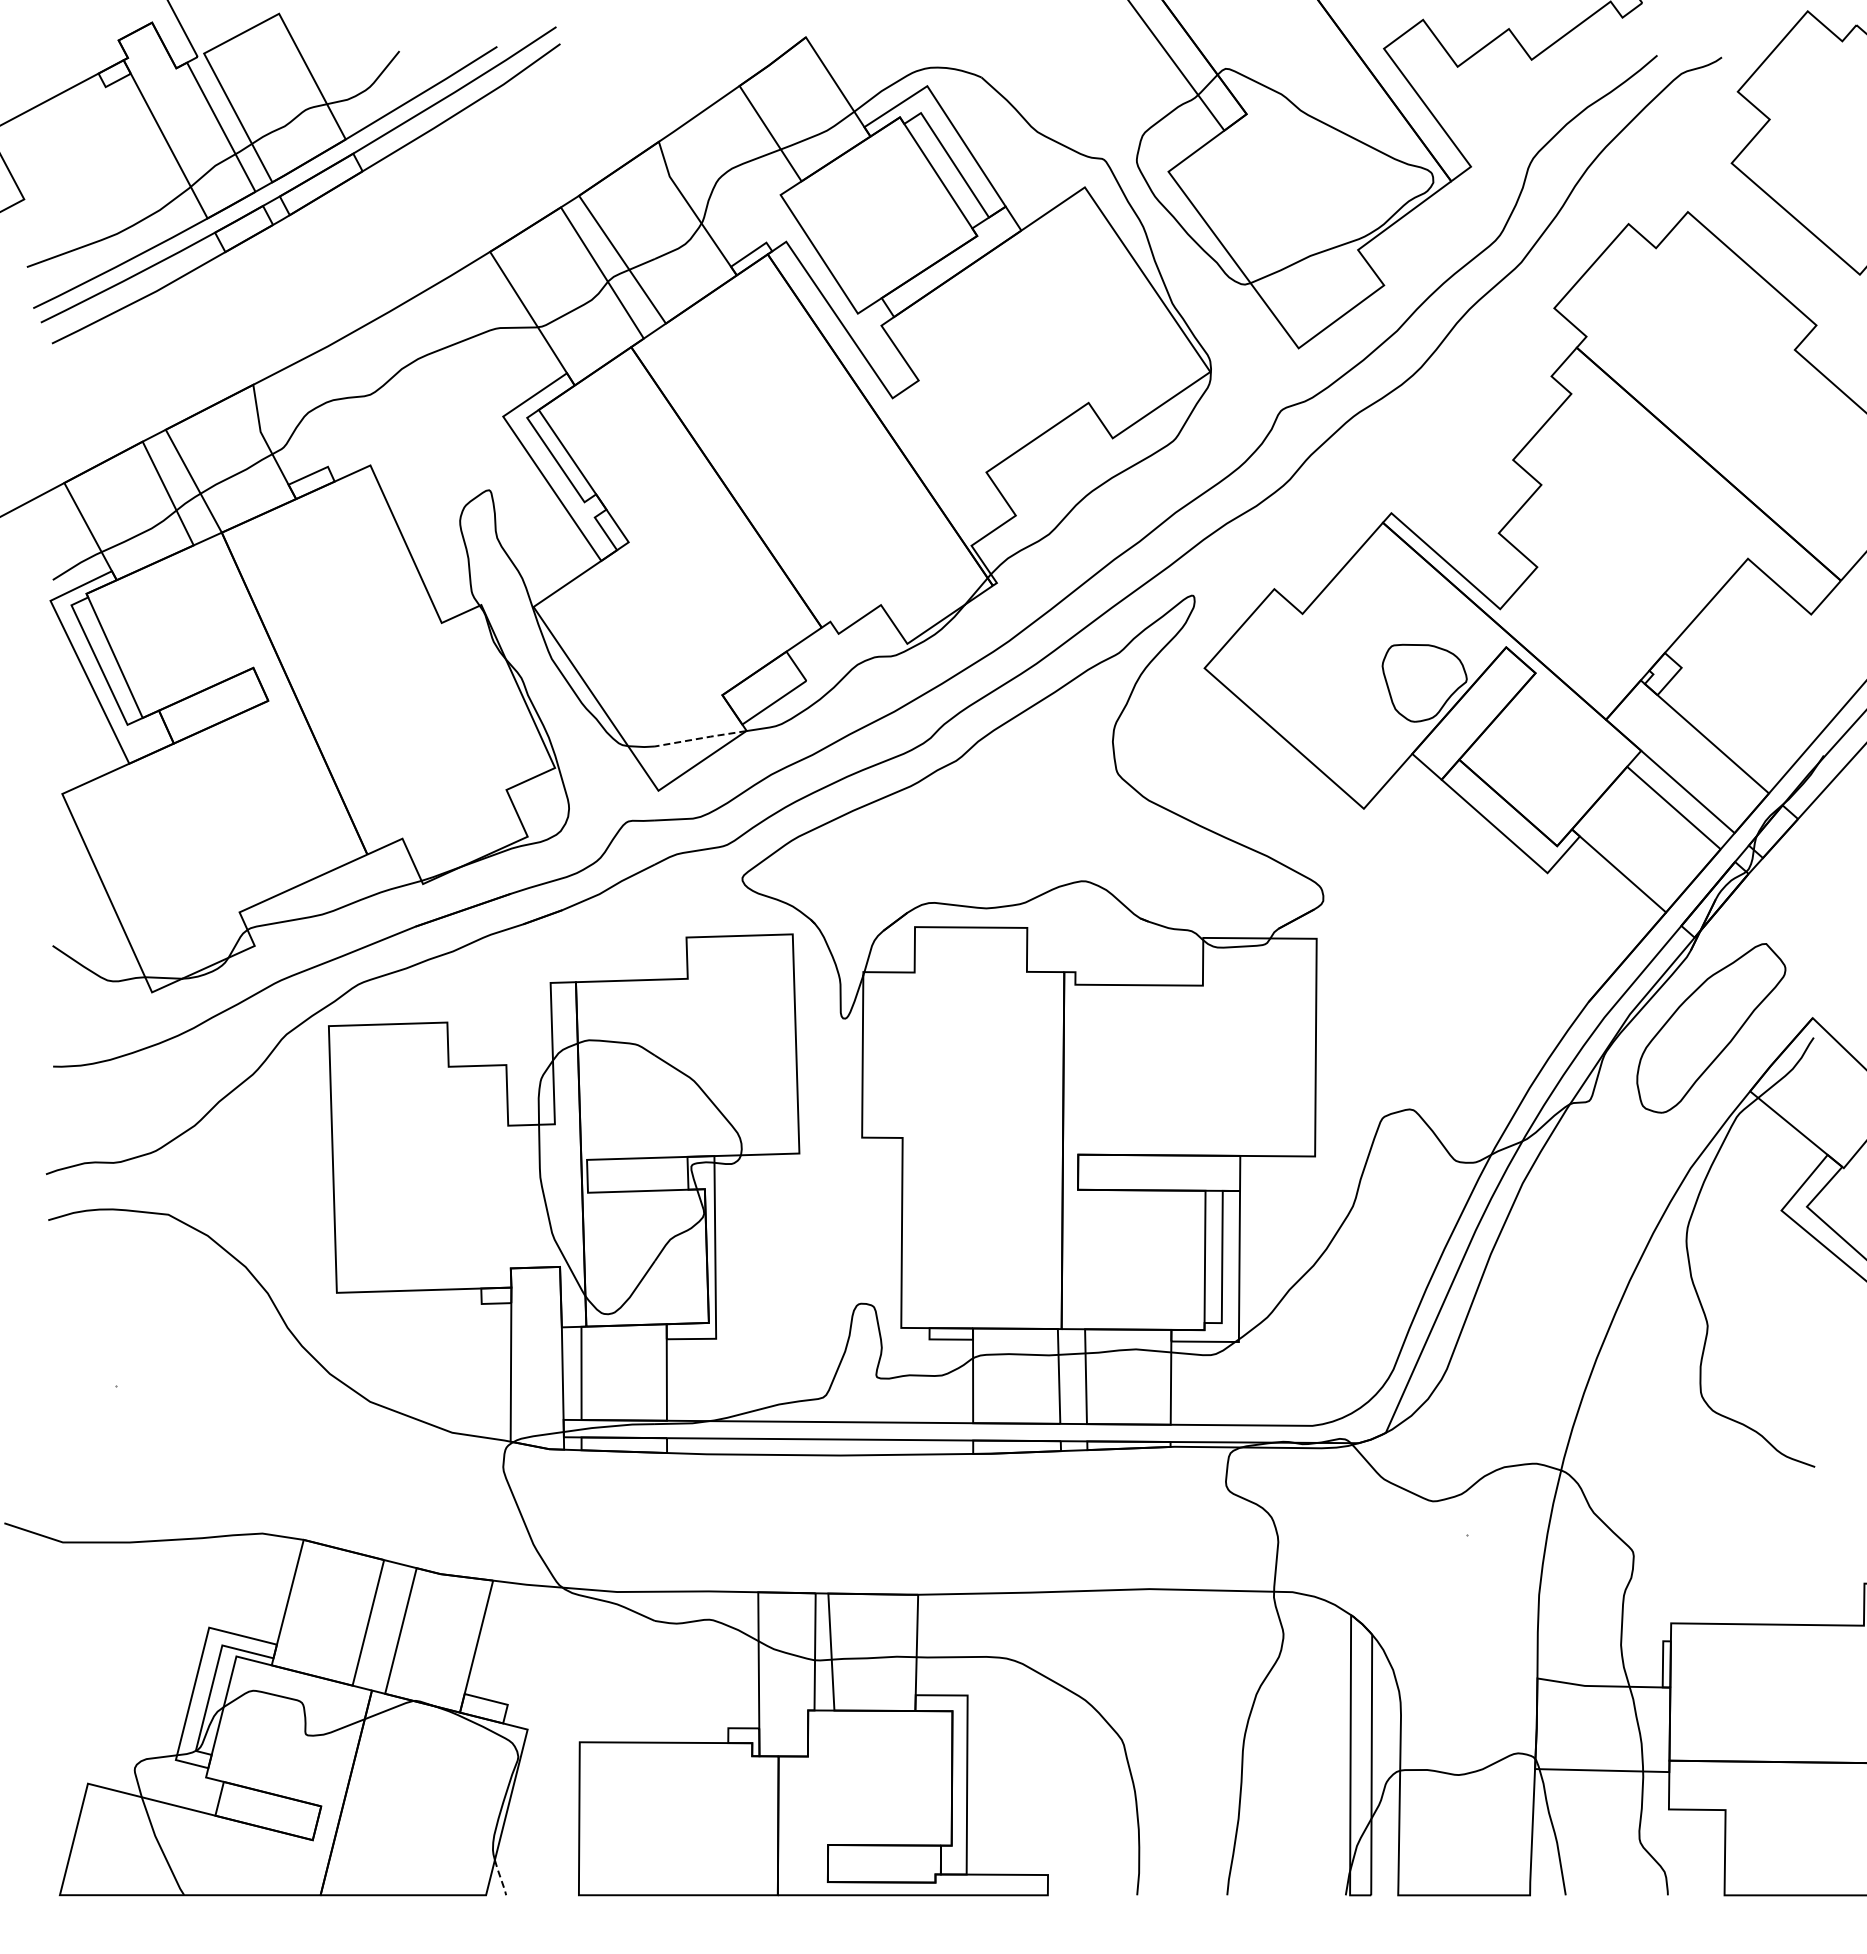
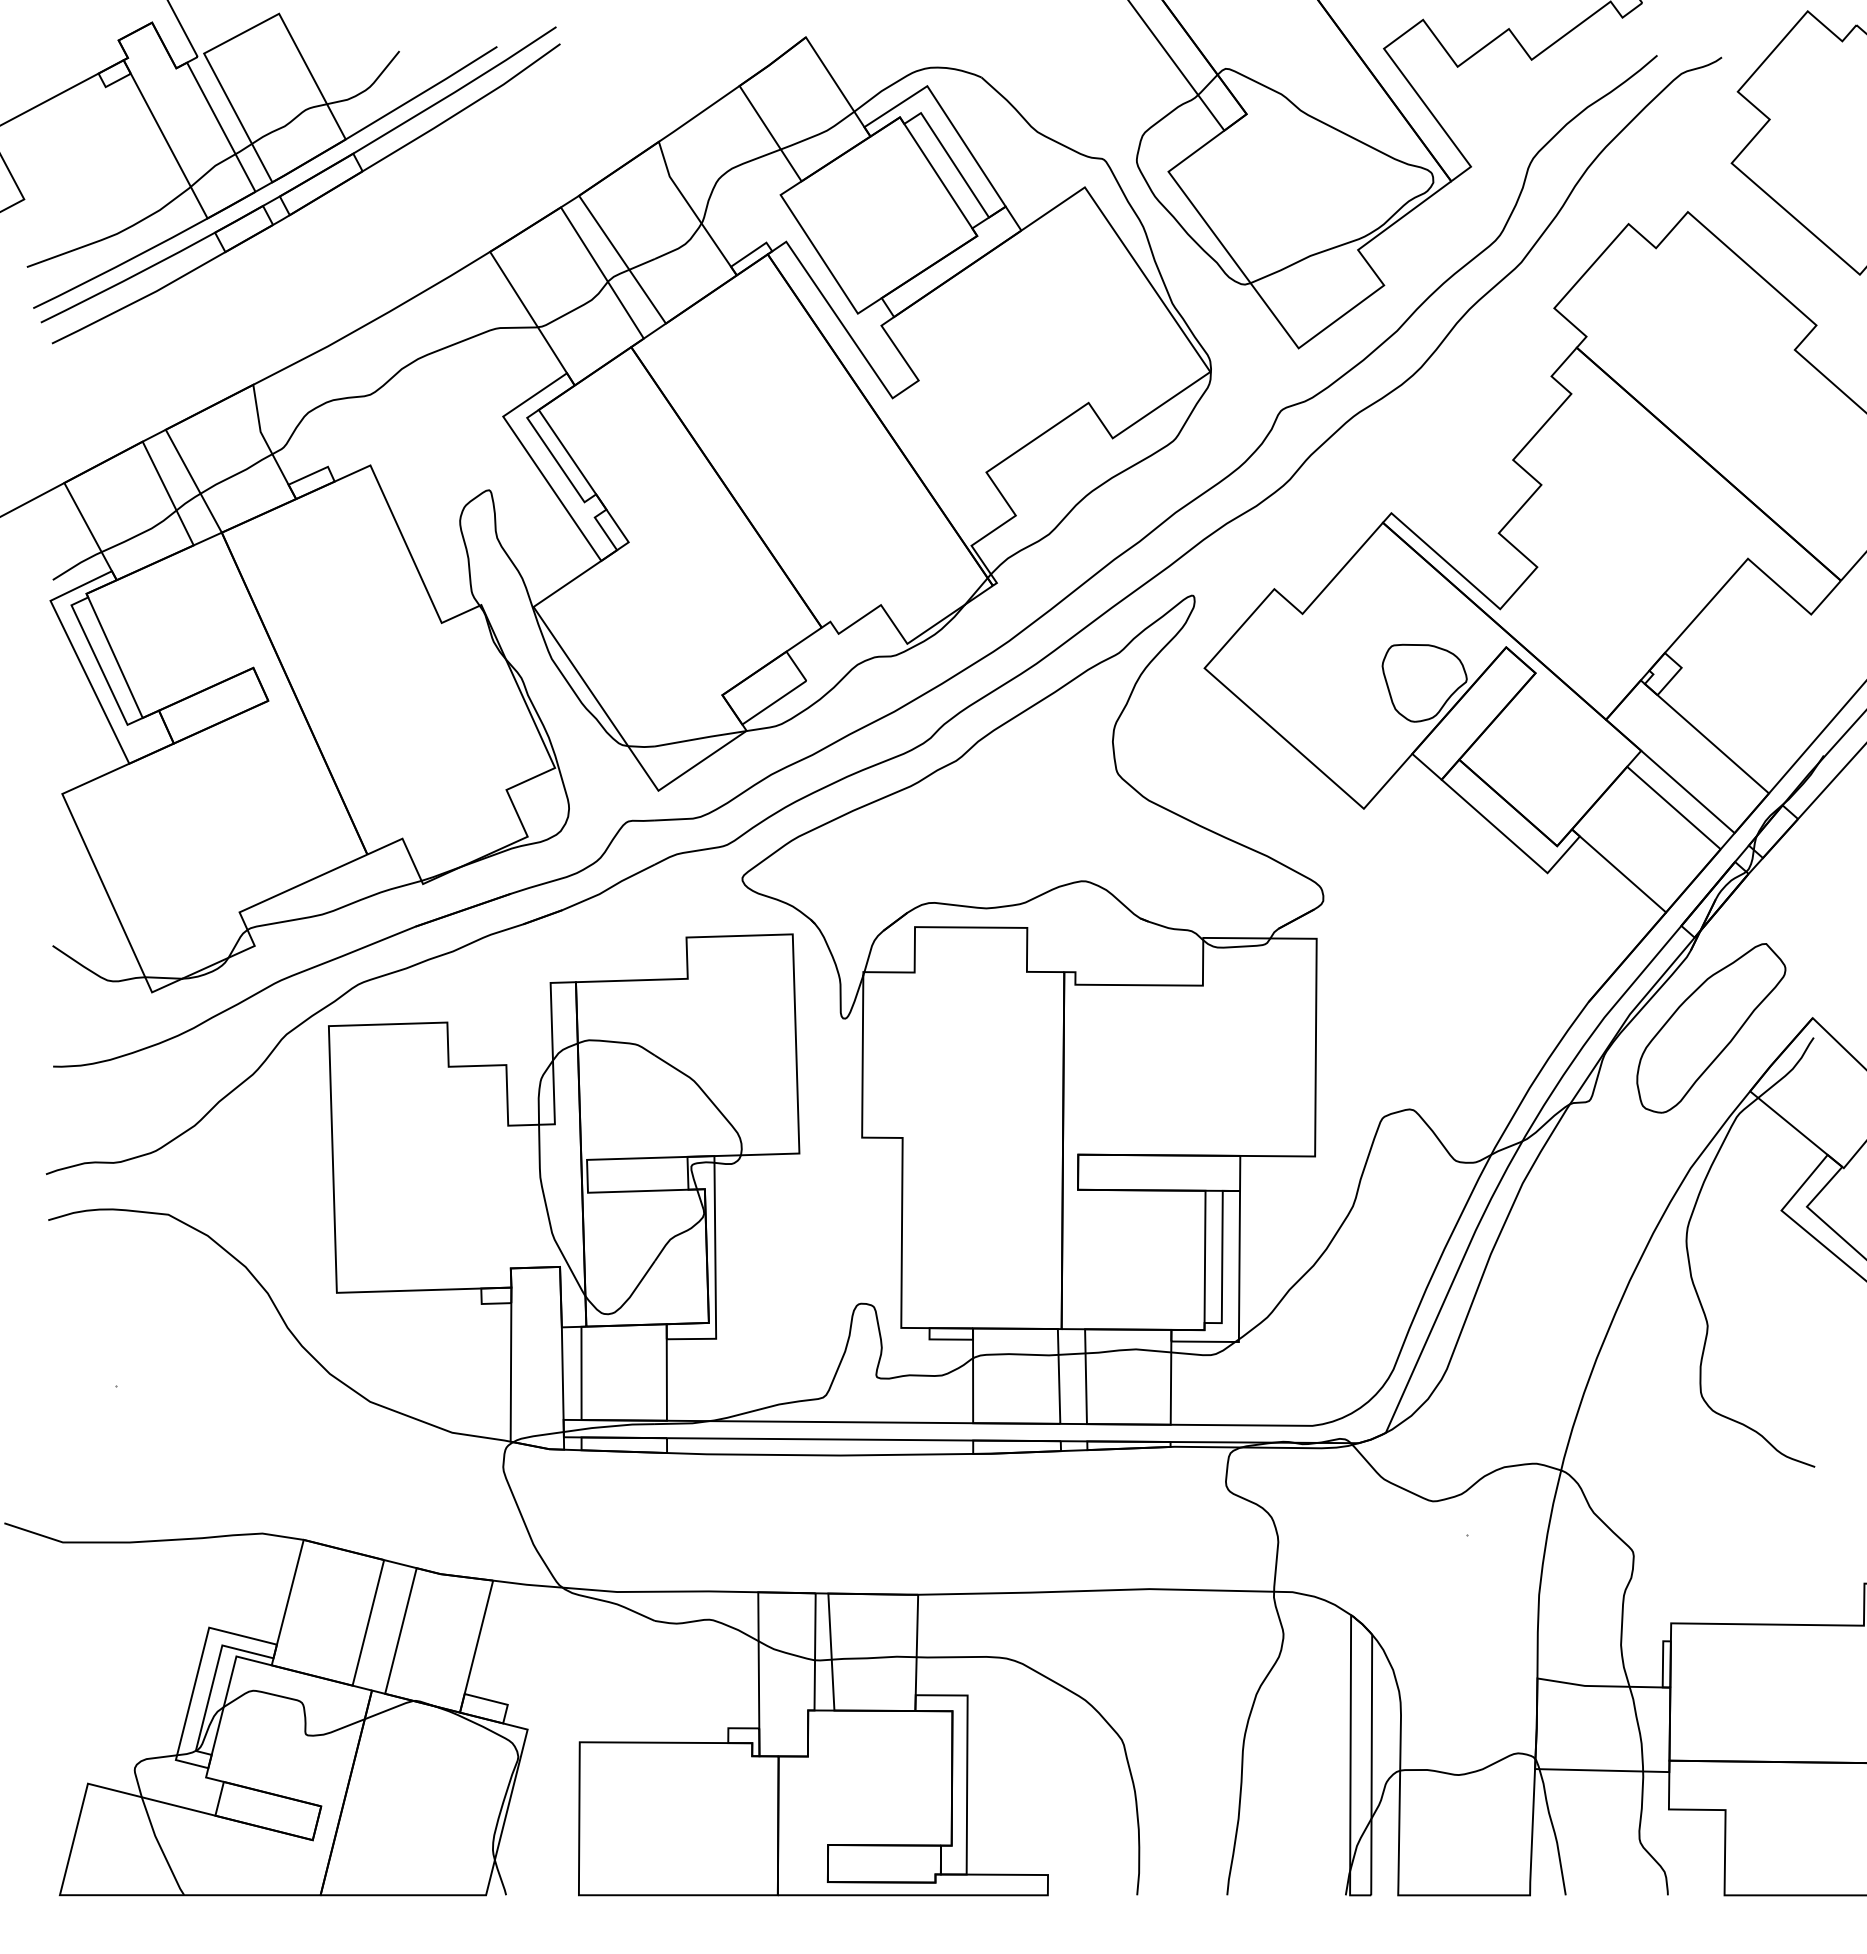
line: dashed -> solid (701, 738)
line: dashed -> solid (500, 1878)
